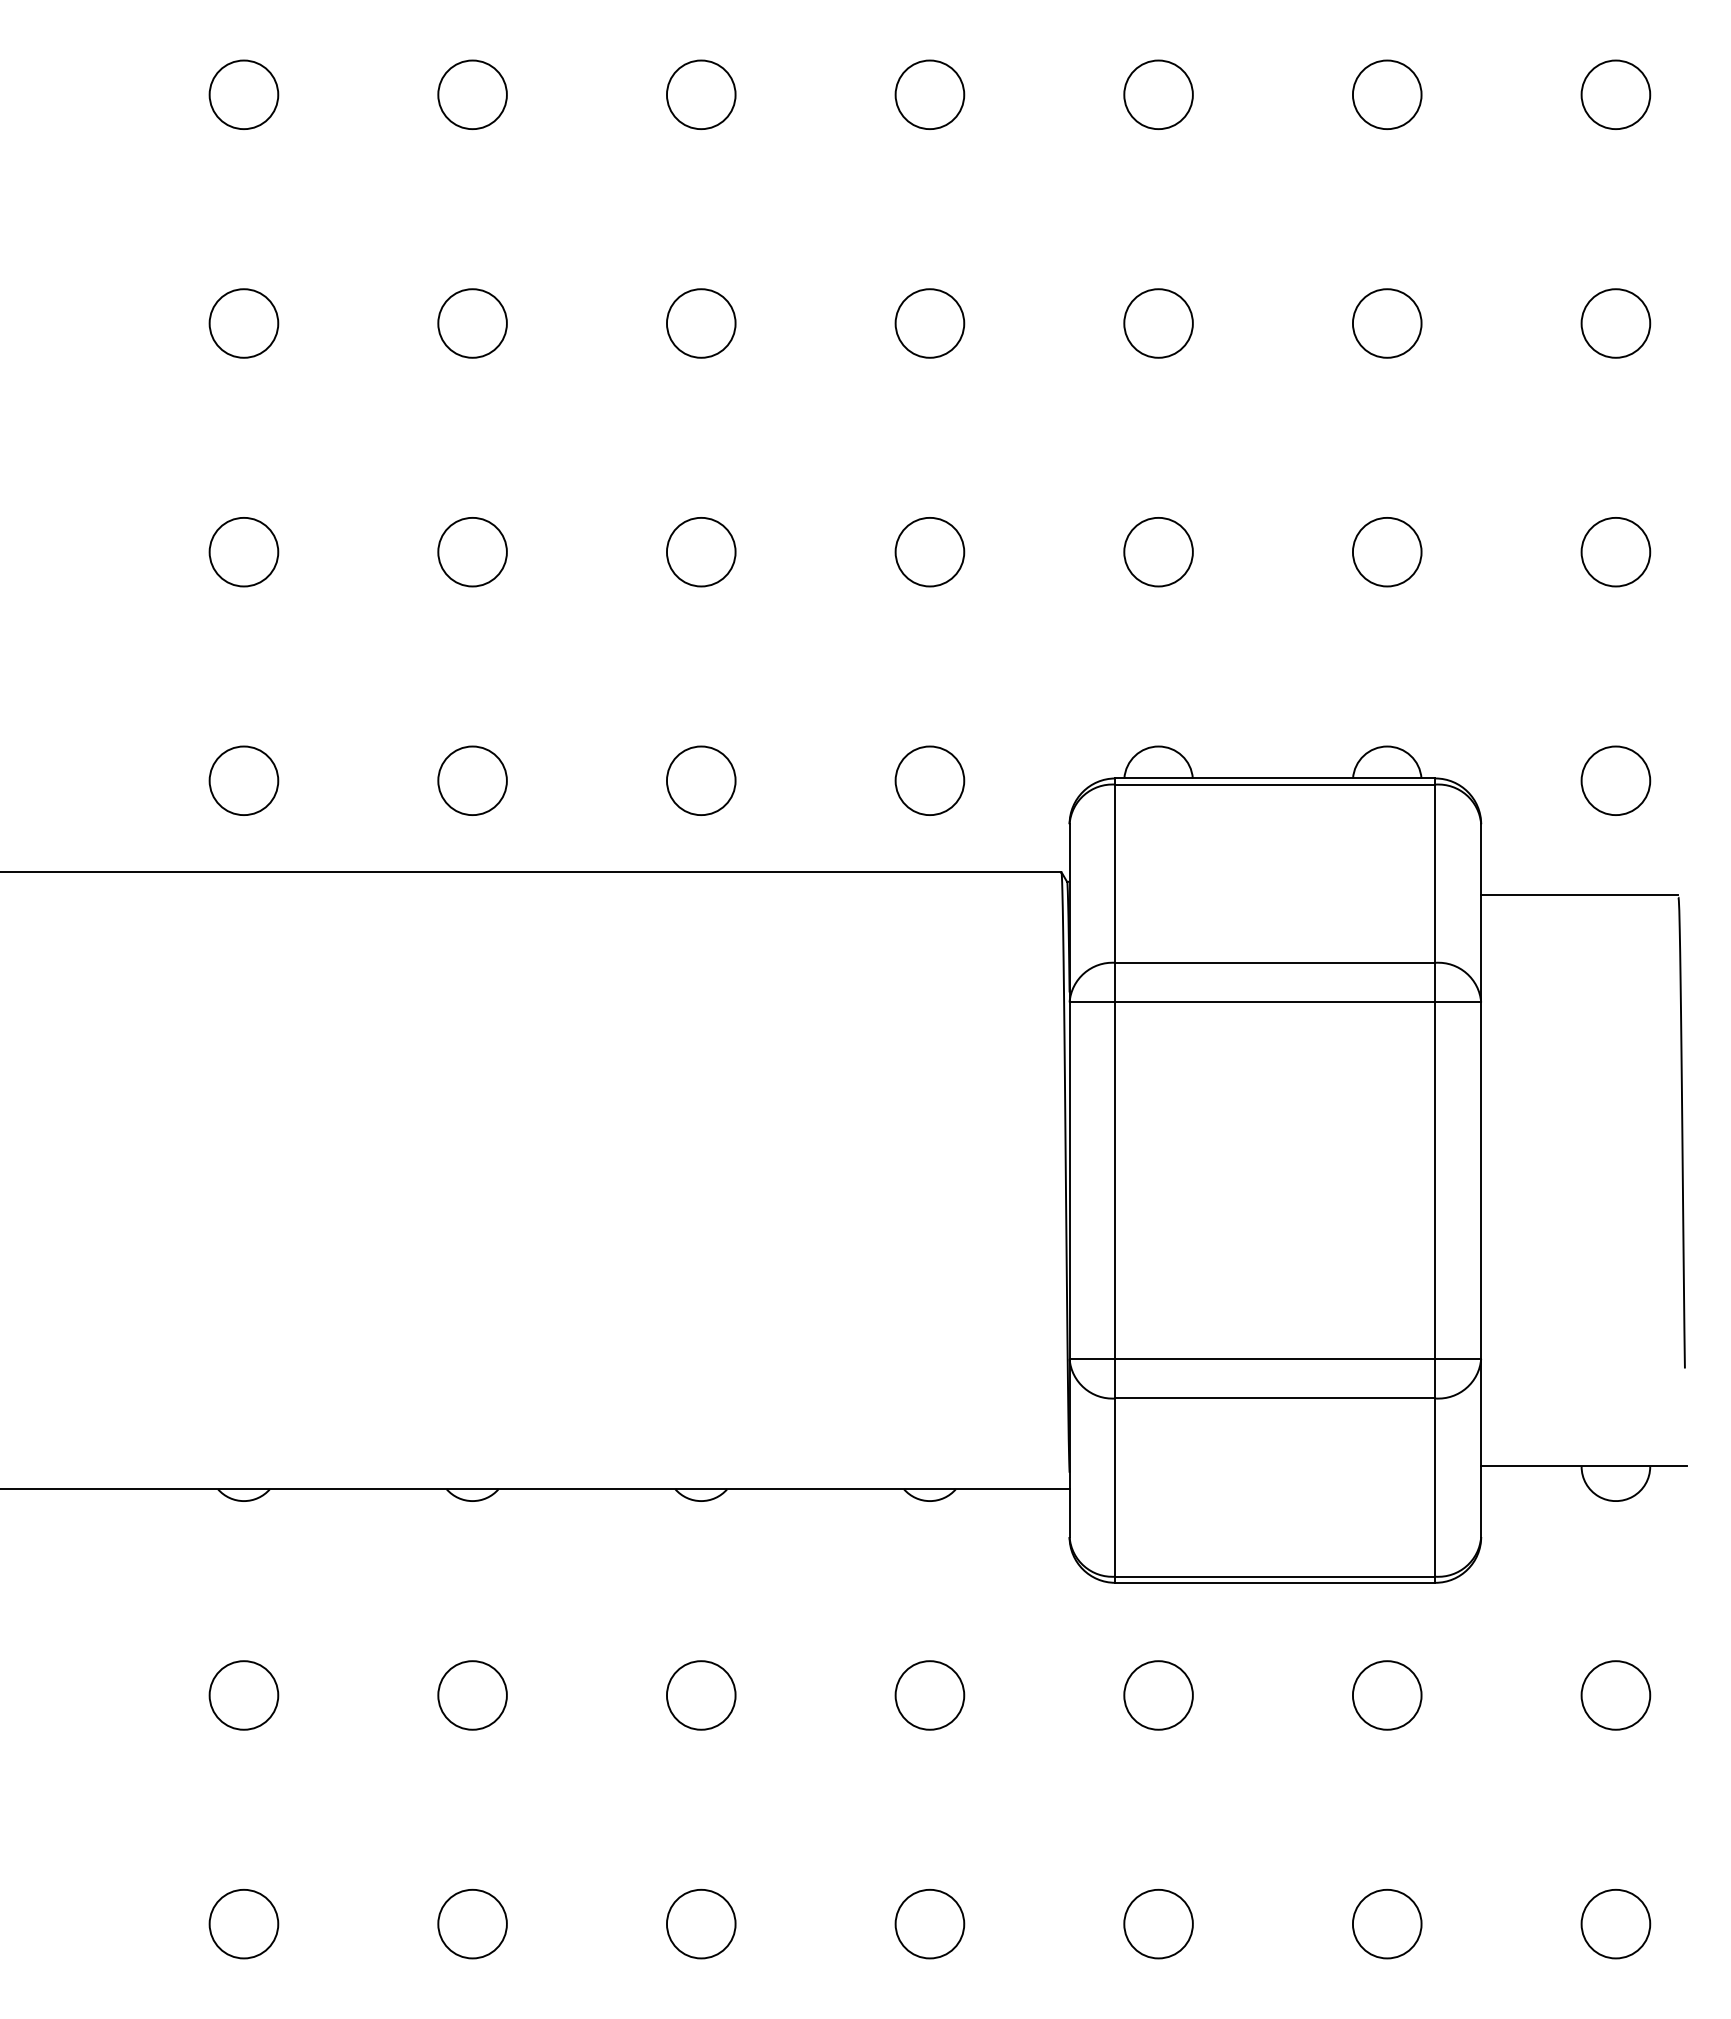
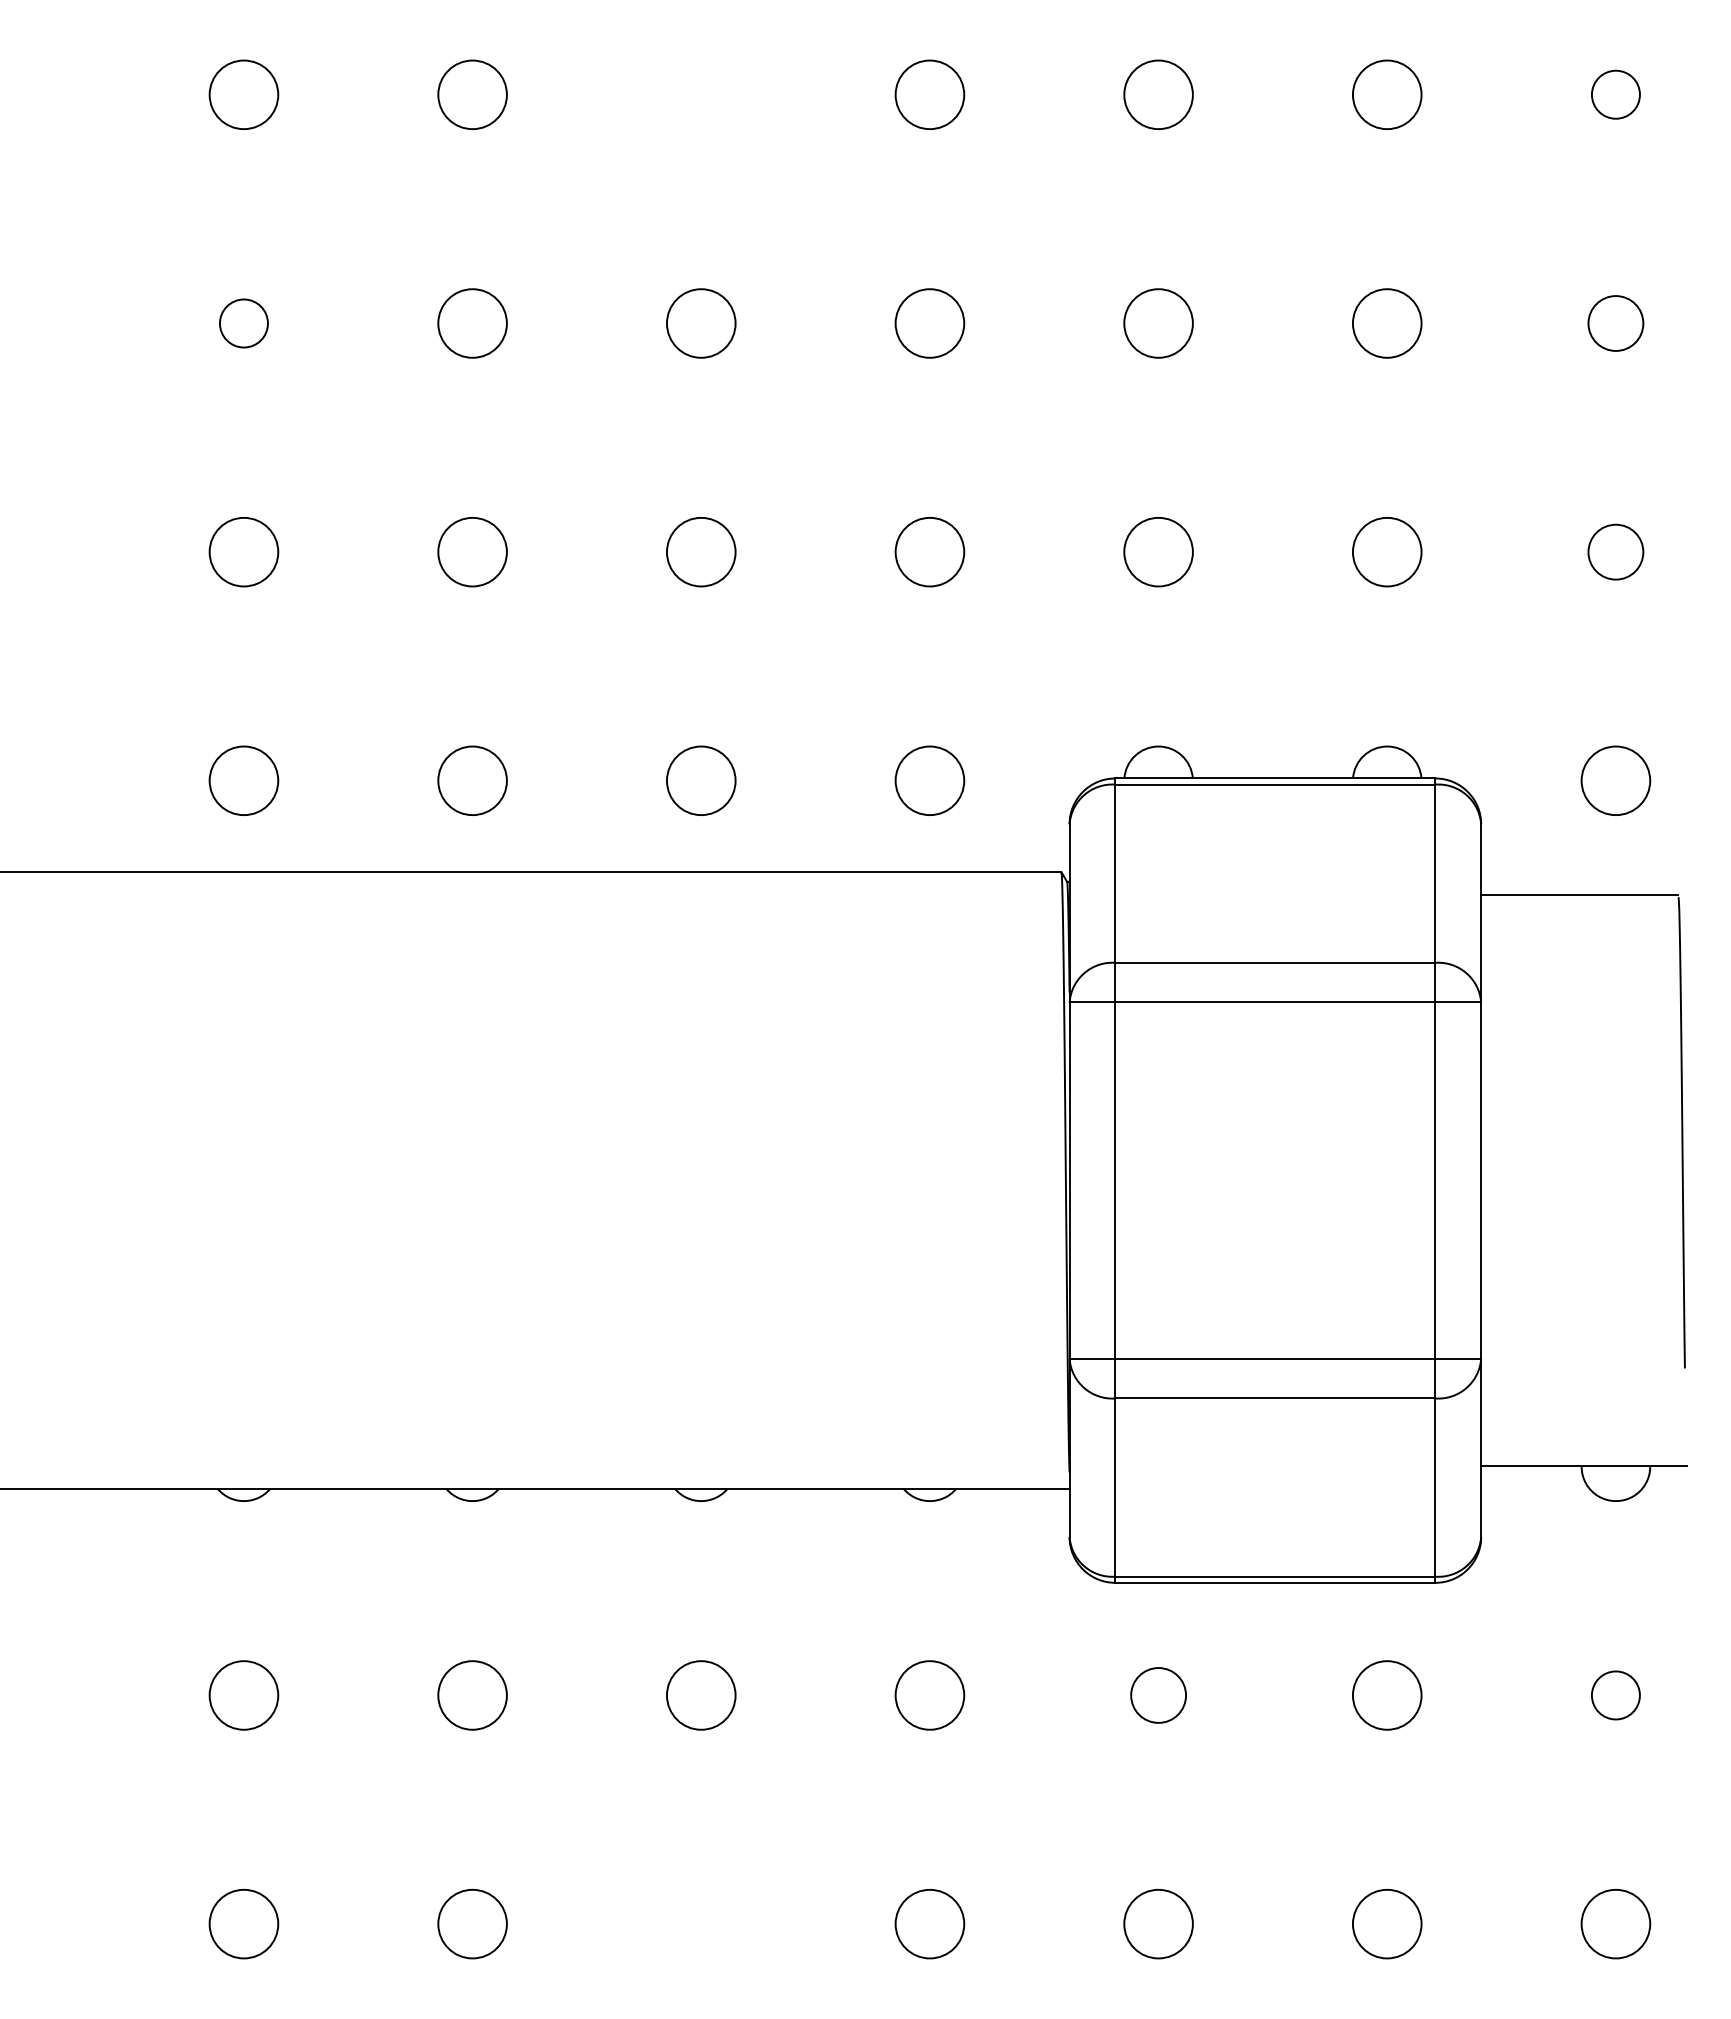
circle: present -> none (701, 94)
circle size: 72x71 px -> 50x51 px (1615, 94)
circle diameter: 69 px -> 48 px (243, 323)
circle diameter: 69 px -> 55 px (1615, 323)
circle diameter: 69 px -> 55 px (1615, 551)
circle diameter: 69 px -> 55 px (1158, 1695)
circle diameter: 69 px -> 48 px (1615, 1695)
circle: present -> none (701, 1923)
